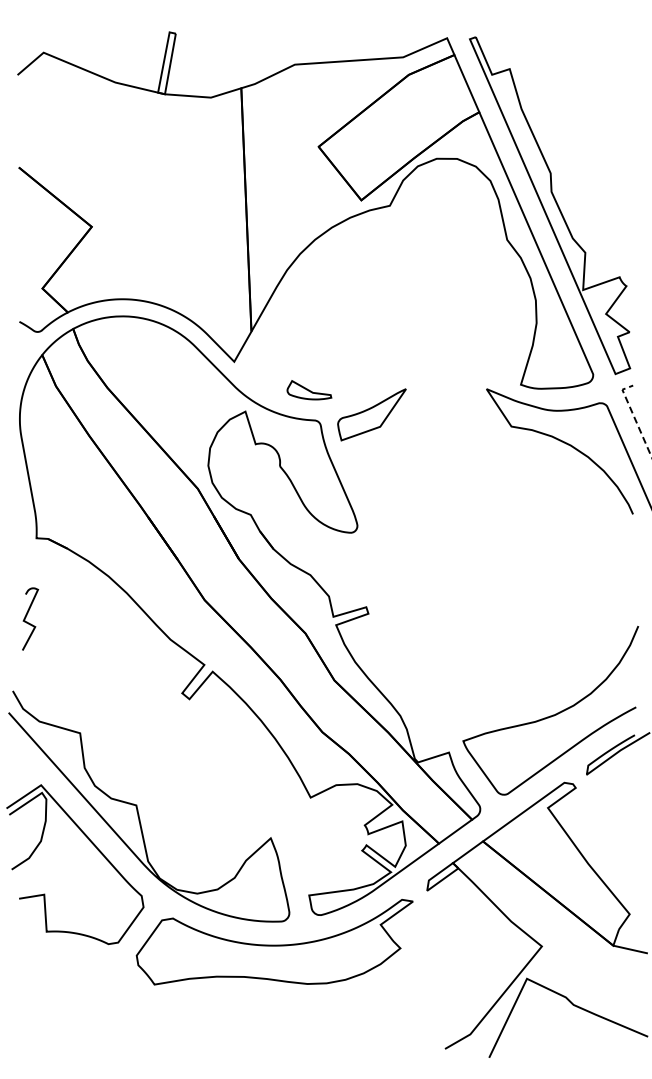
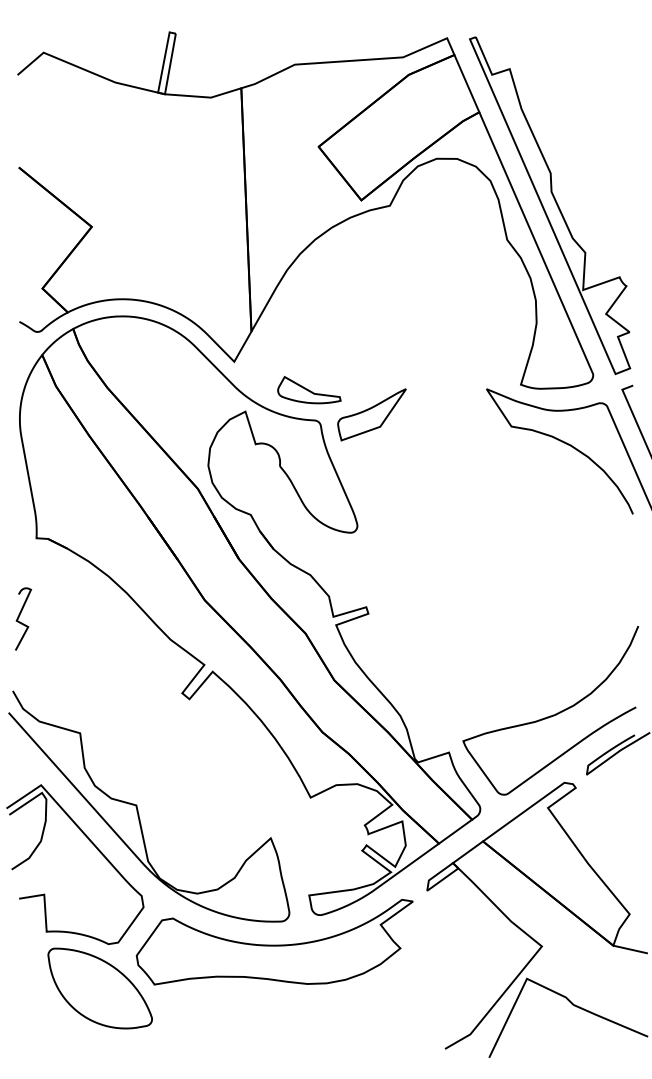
part size: 47x21 px -> 65x29 px (309, 390)
line: dashed -> solid (634, 417)
curve position: (26, 617) -> (19, 617) (19, 617)
part: none -> present (99, 988)
